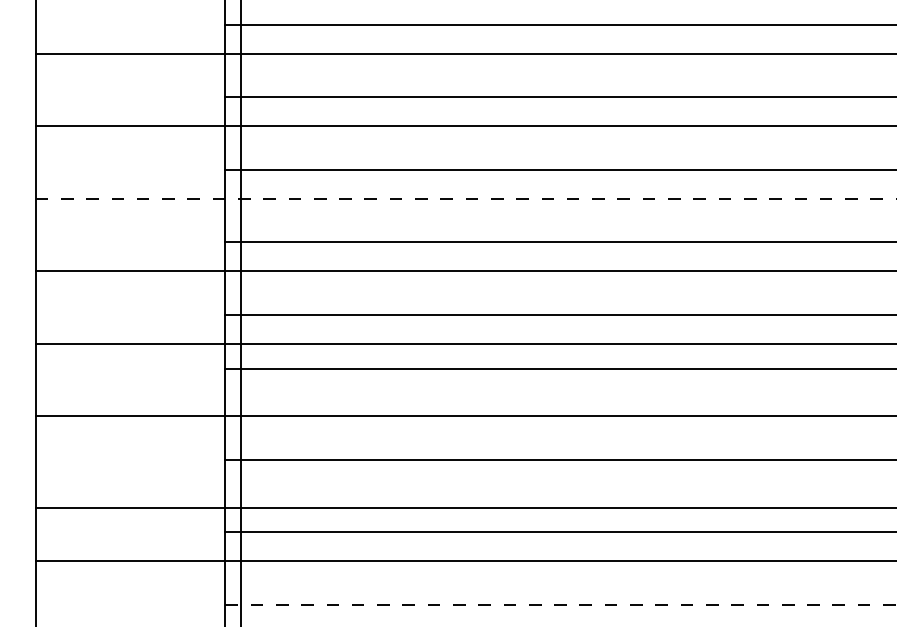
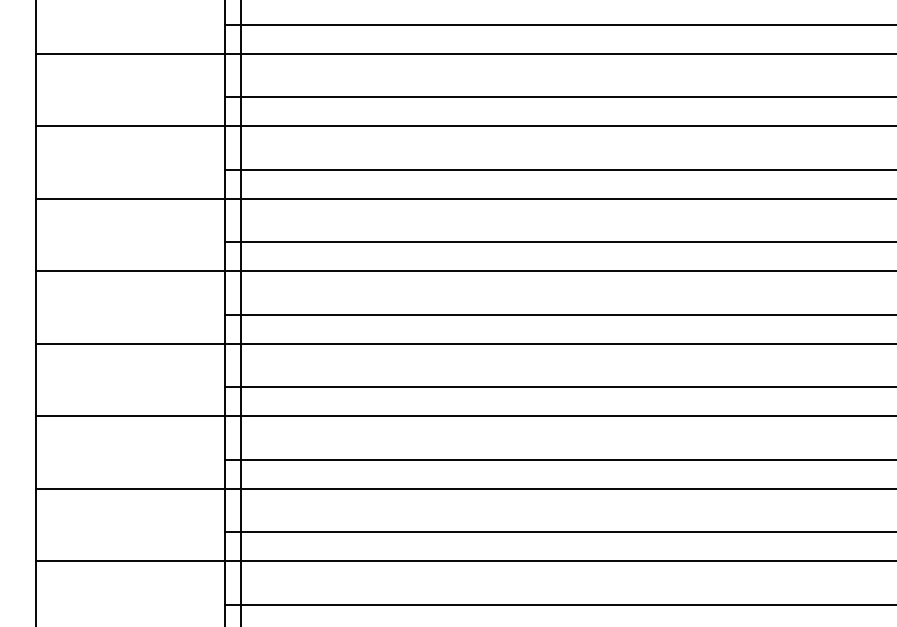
line: dashed -> solid (466, 198)
line position: (559, 369) -> (559, 387) (559, 387)
line position: (464, 507) -> (464, 488) (464, 488)
line: dashed -> solid (561, 604)
